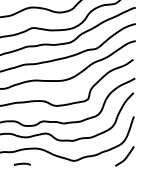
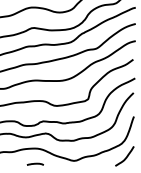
line position: (21, 163) -> (34, 163) (34, 163)
